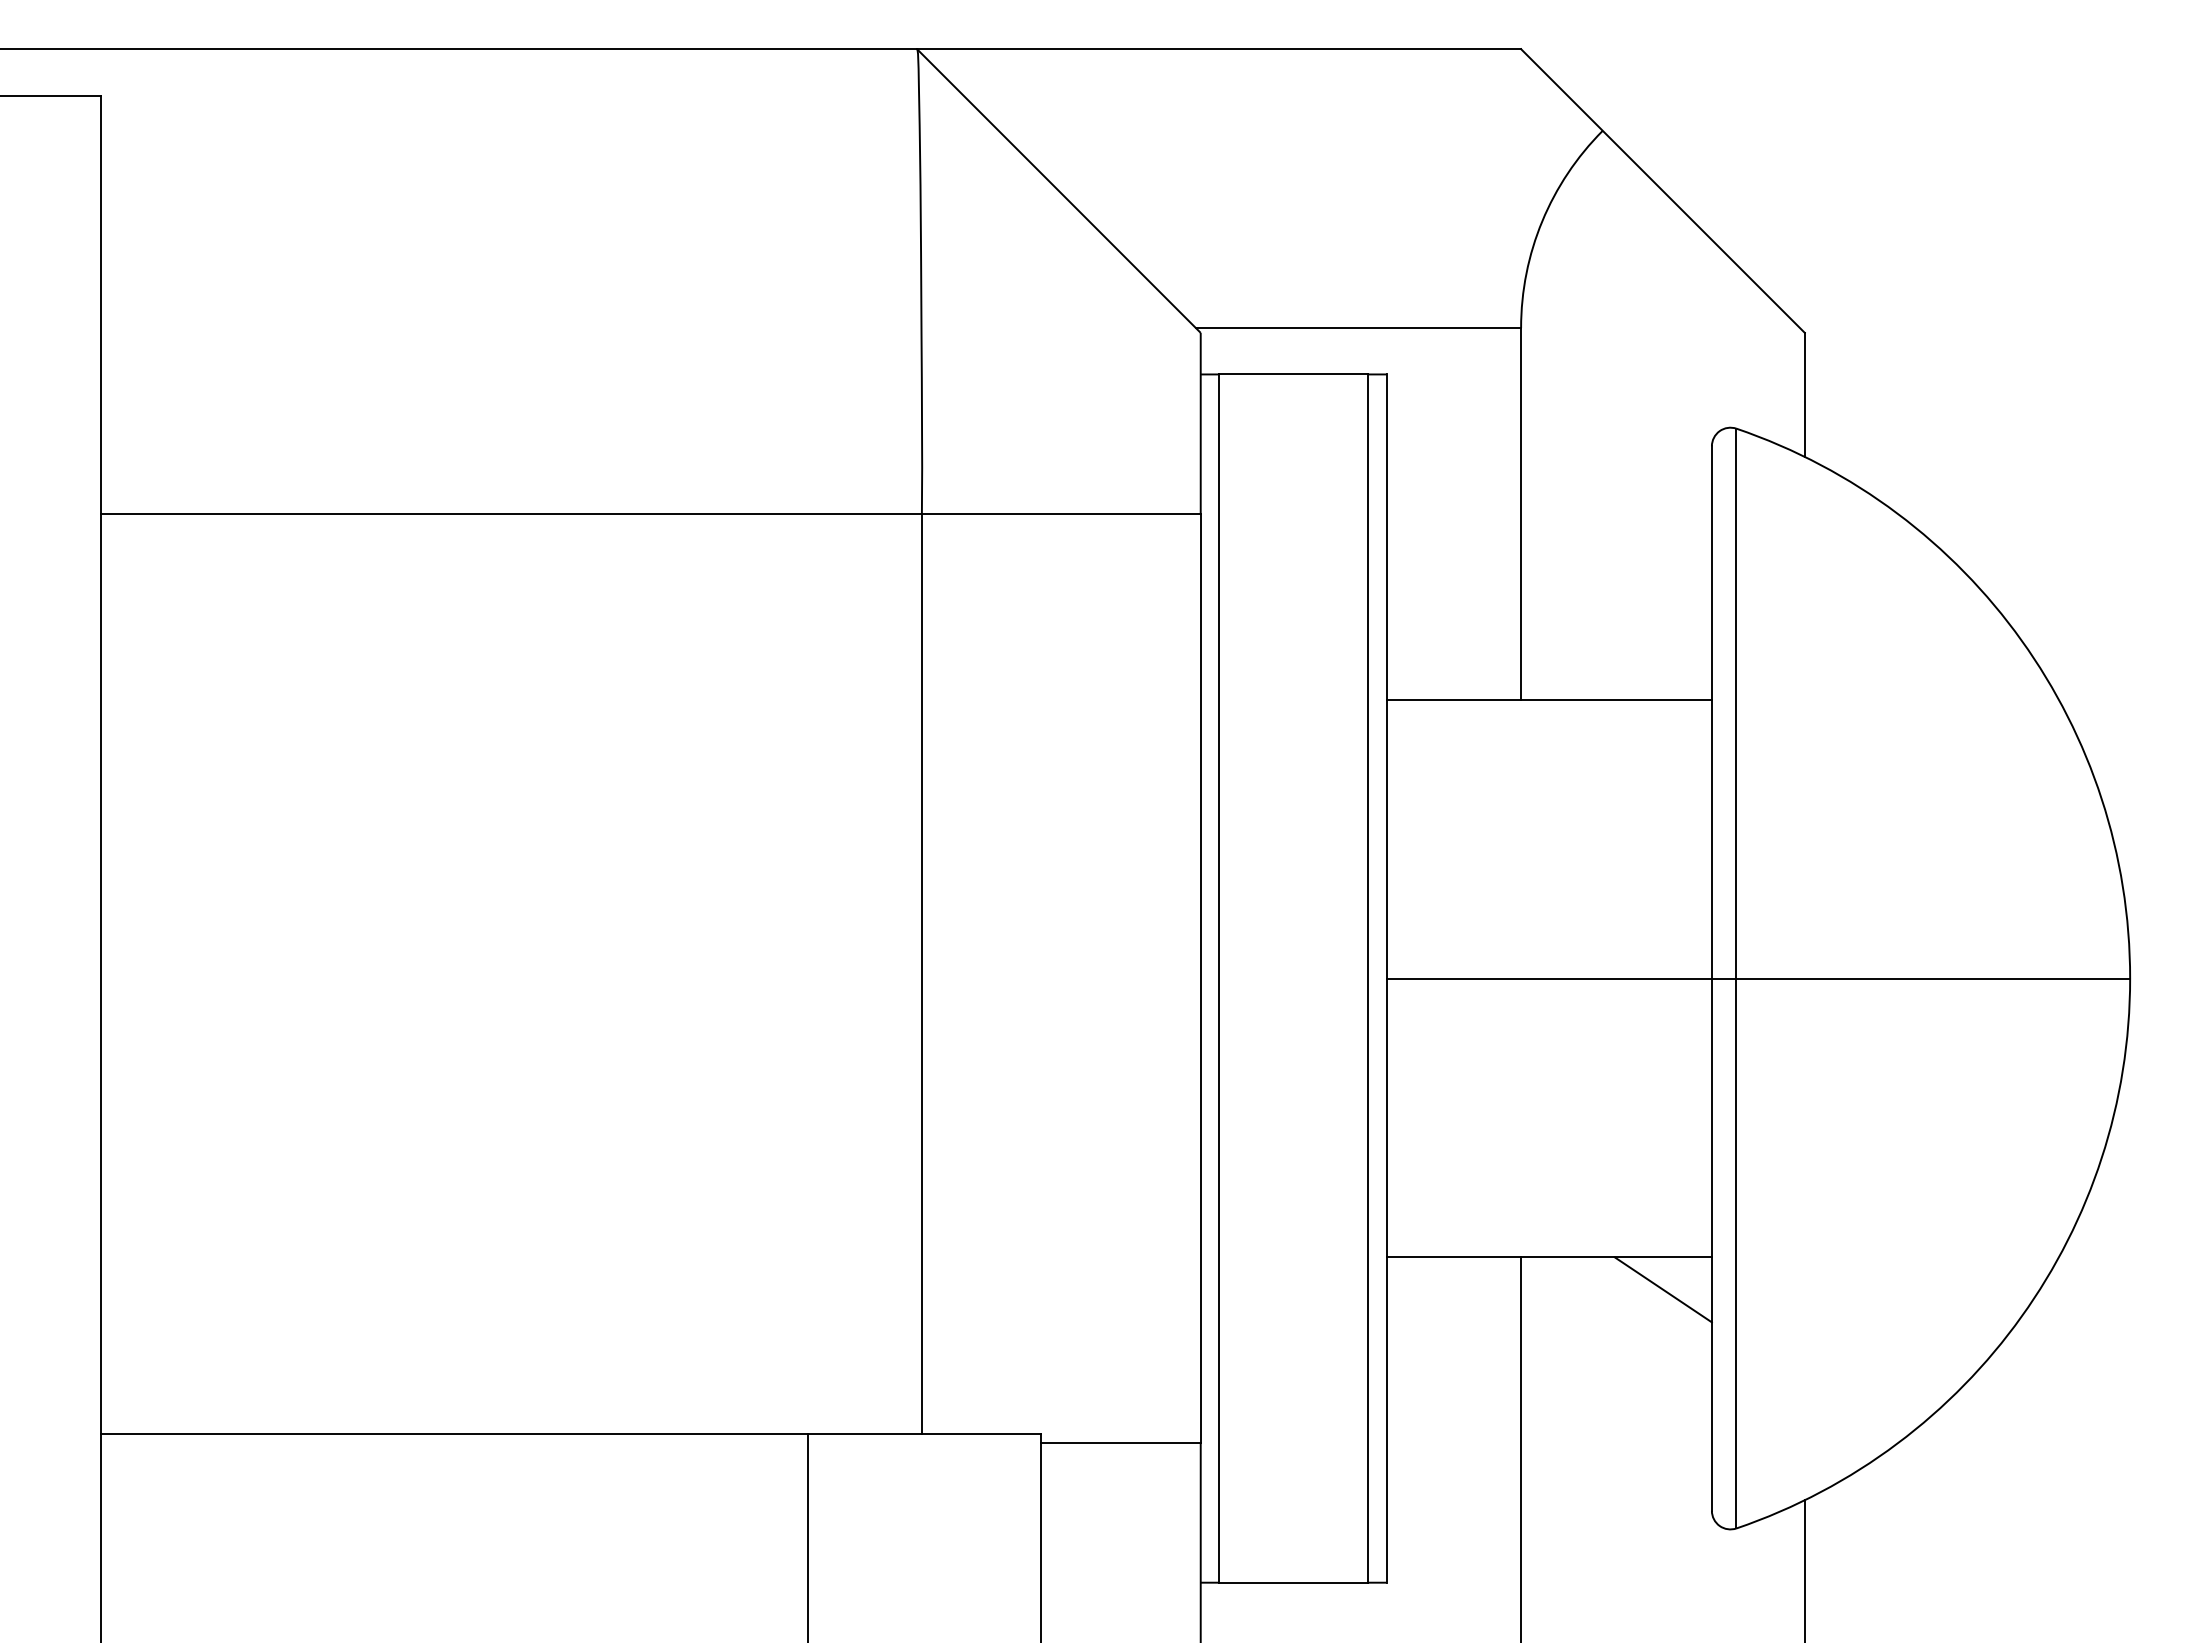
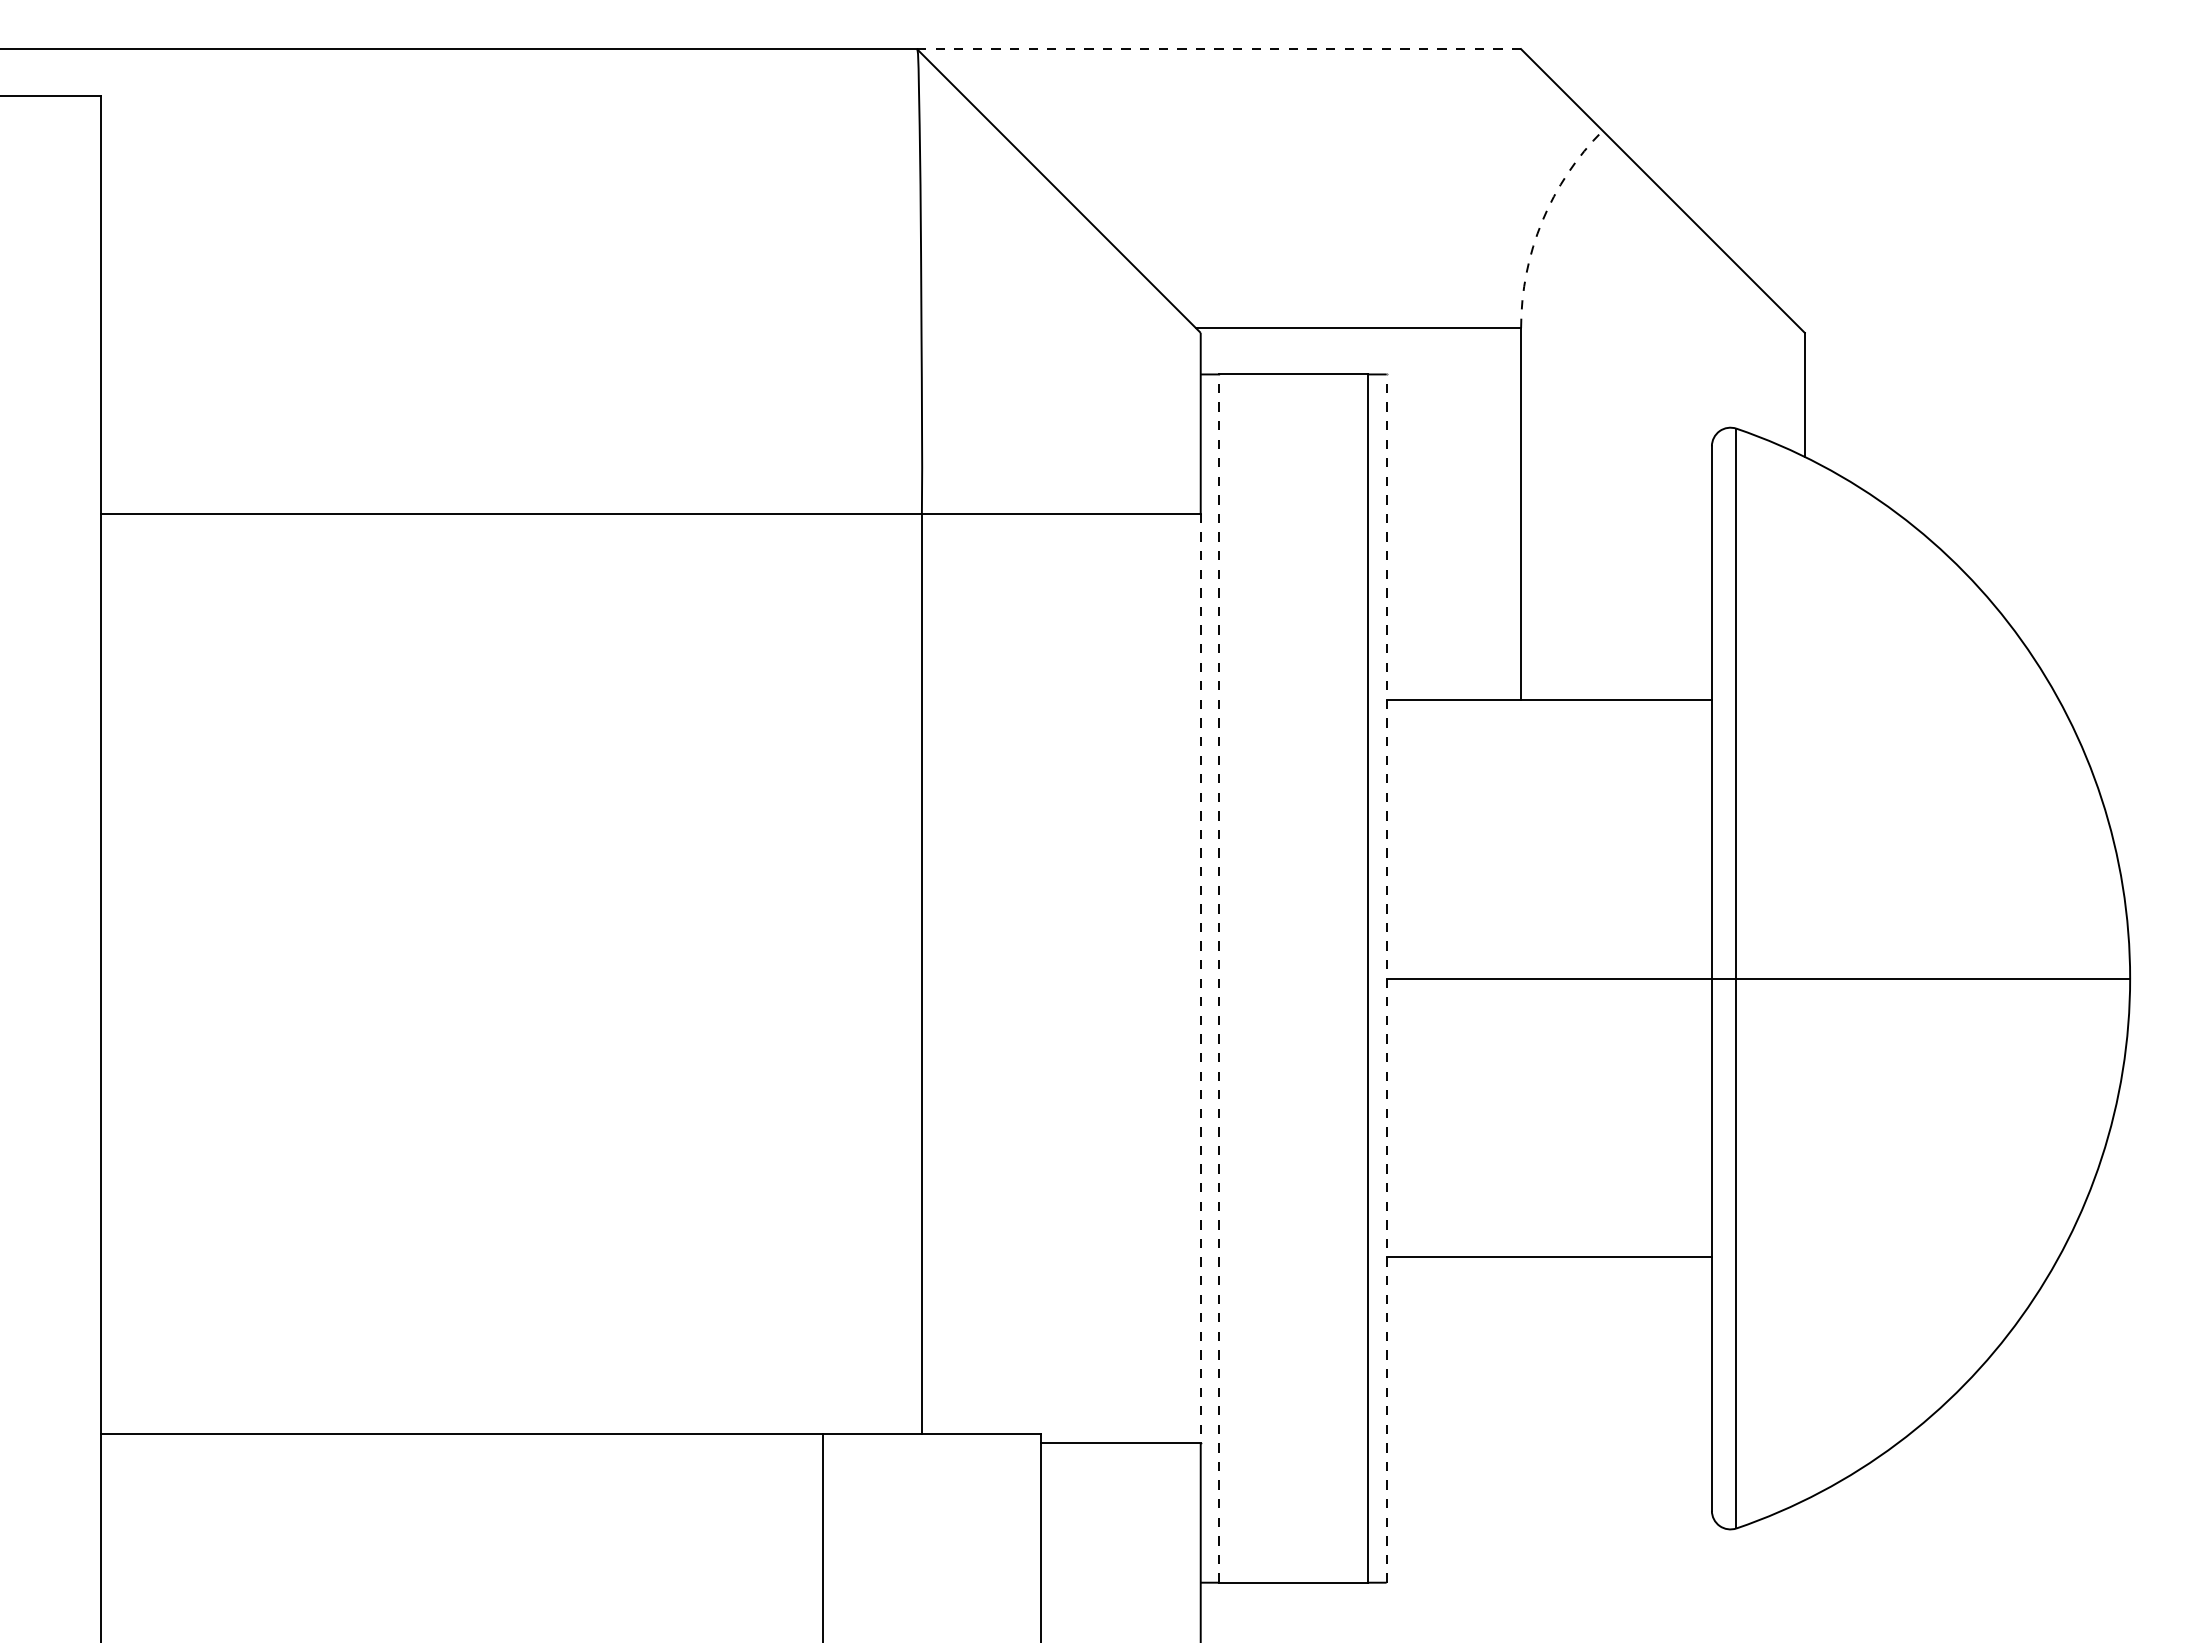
line: solid -> dashed (1219, 49)
arc: solid -> dashed (1542, 221)
line: solid -> dashed (1200, 978)
line: solid -> dashed (1219, 978)
line: solid -> dashed (1386, 978)
line: present -> none (1662, 1289)
line: present -> none (1521, 1448)
line position: (808, 1536) -> (823, 1536) (823, 1536)
line: present -> none (1804, 1569)
